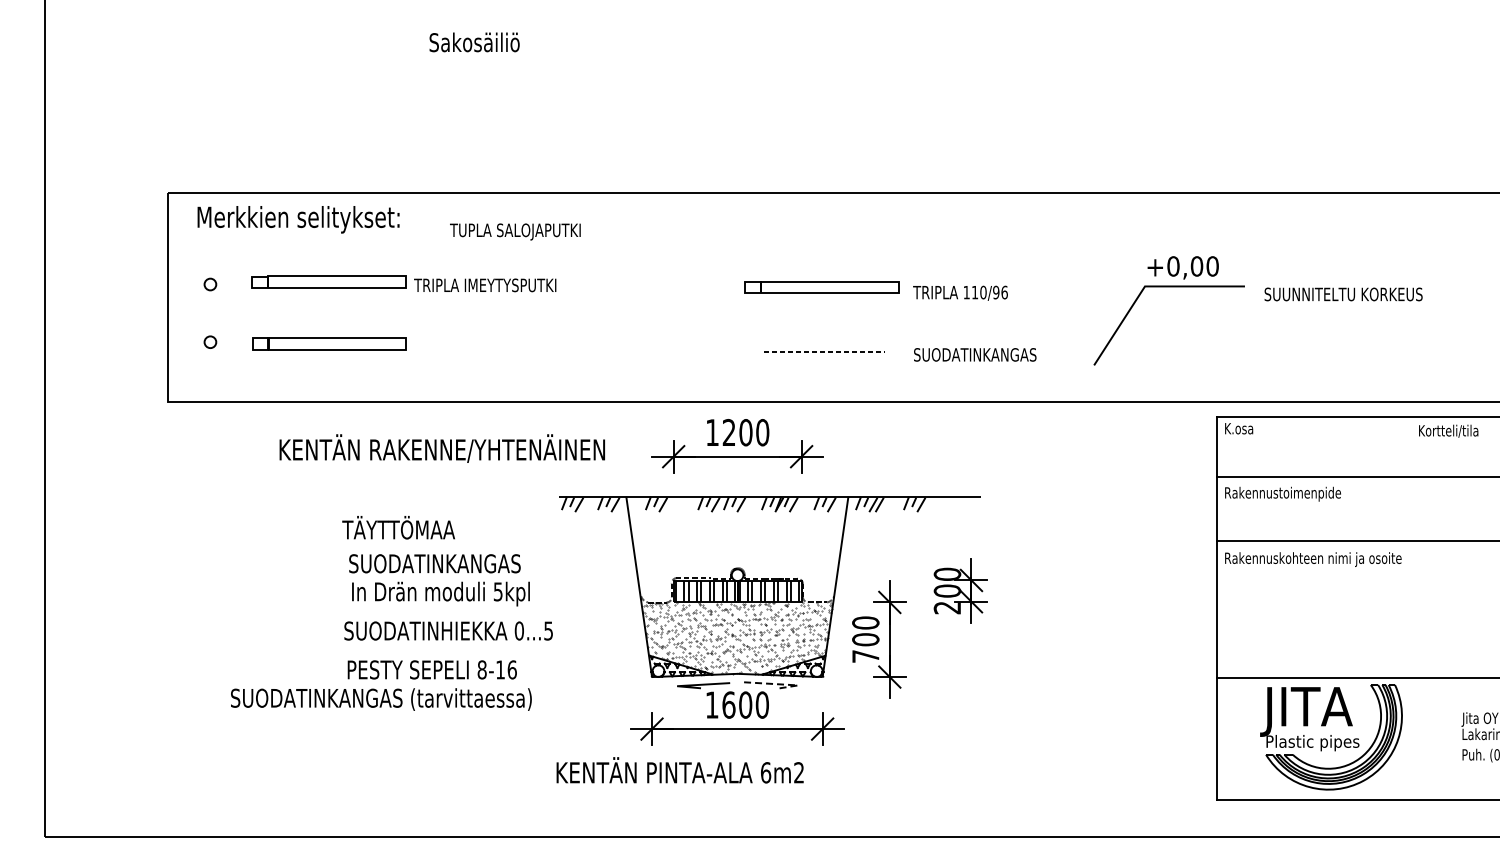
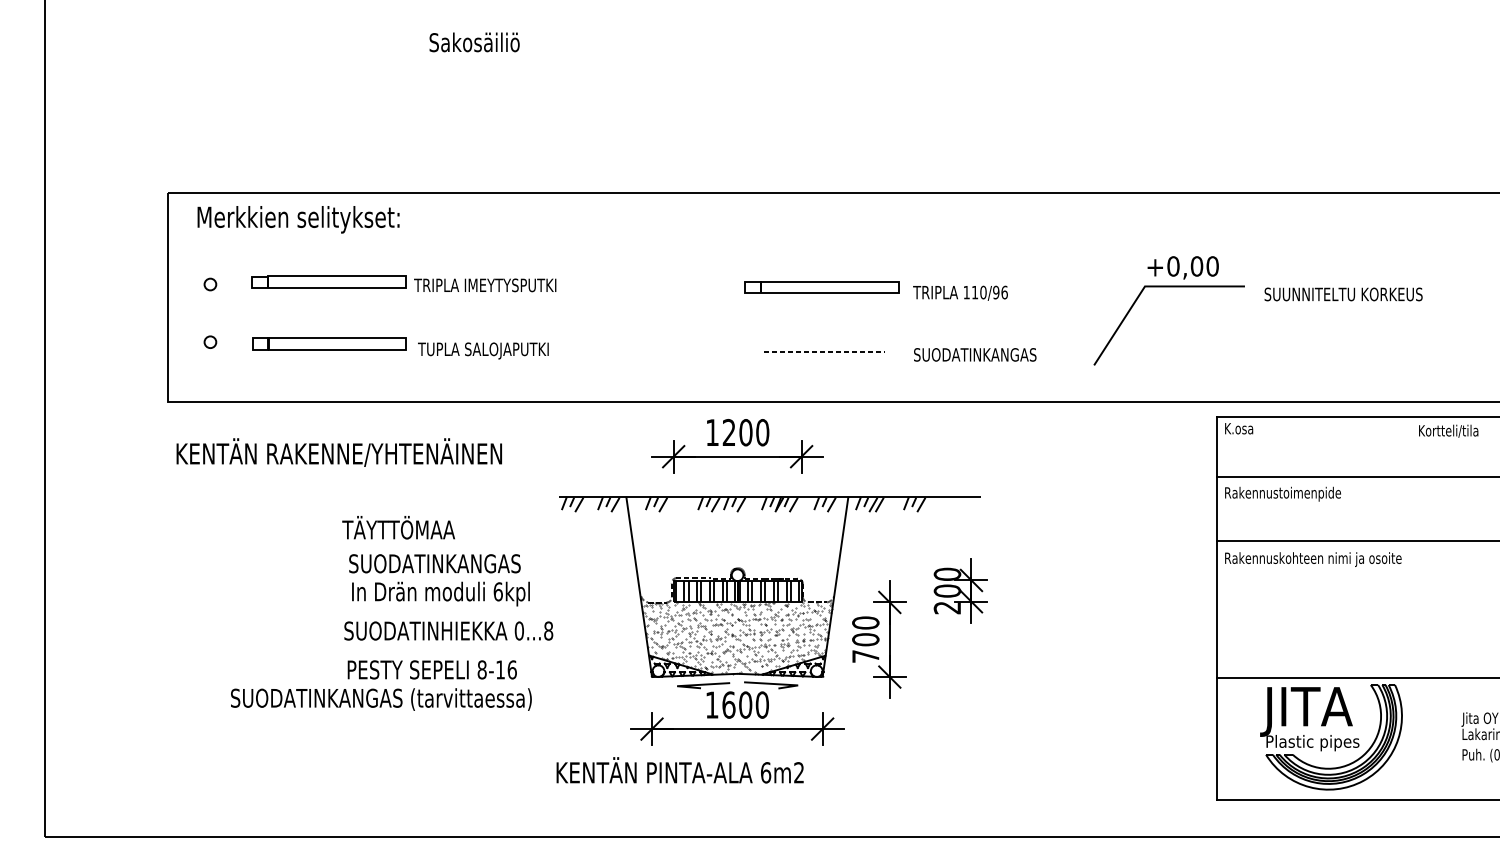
text position: (515, 231) -> (483, 350) (483, 350)
text position: (441, 448) -> (338, 452) (338, 452)
text: 5kpl -> 6kpl (497, 591)
text: 0...5 -> 0...8 (548, 630)
line: dashed -> solid (782, 684)
